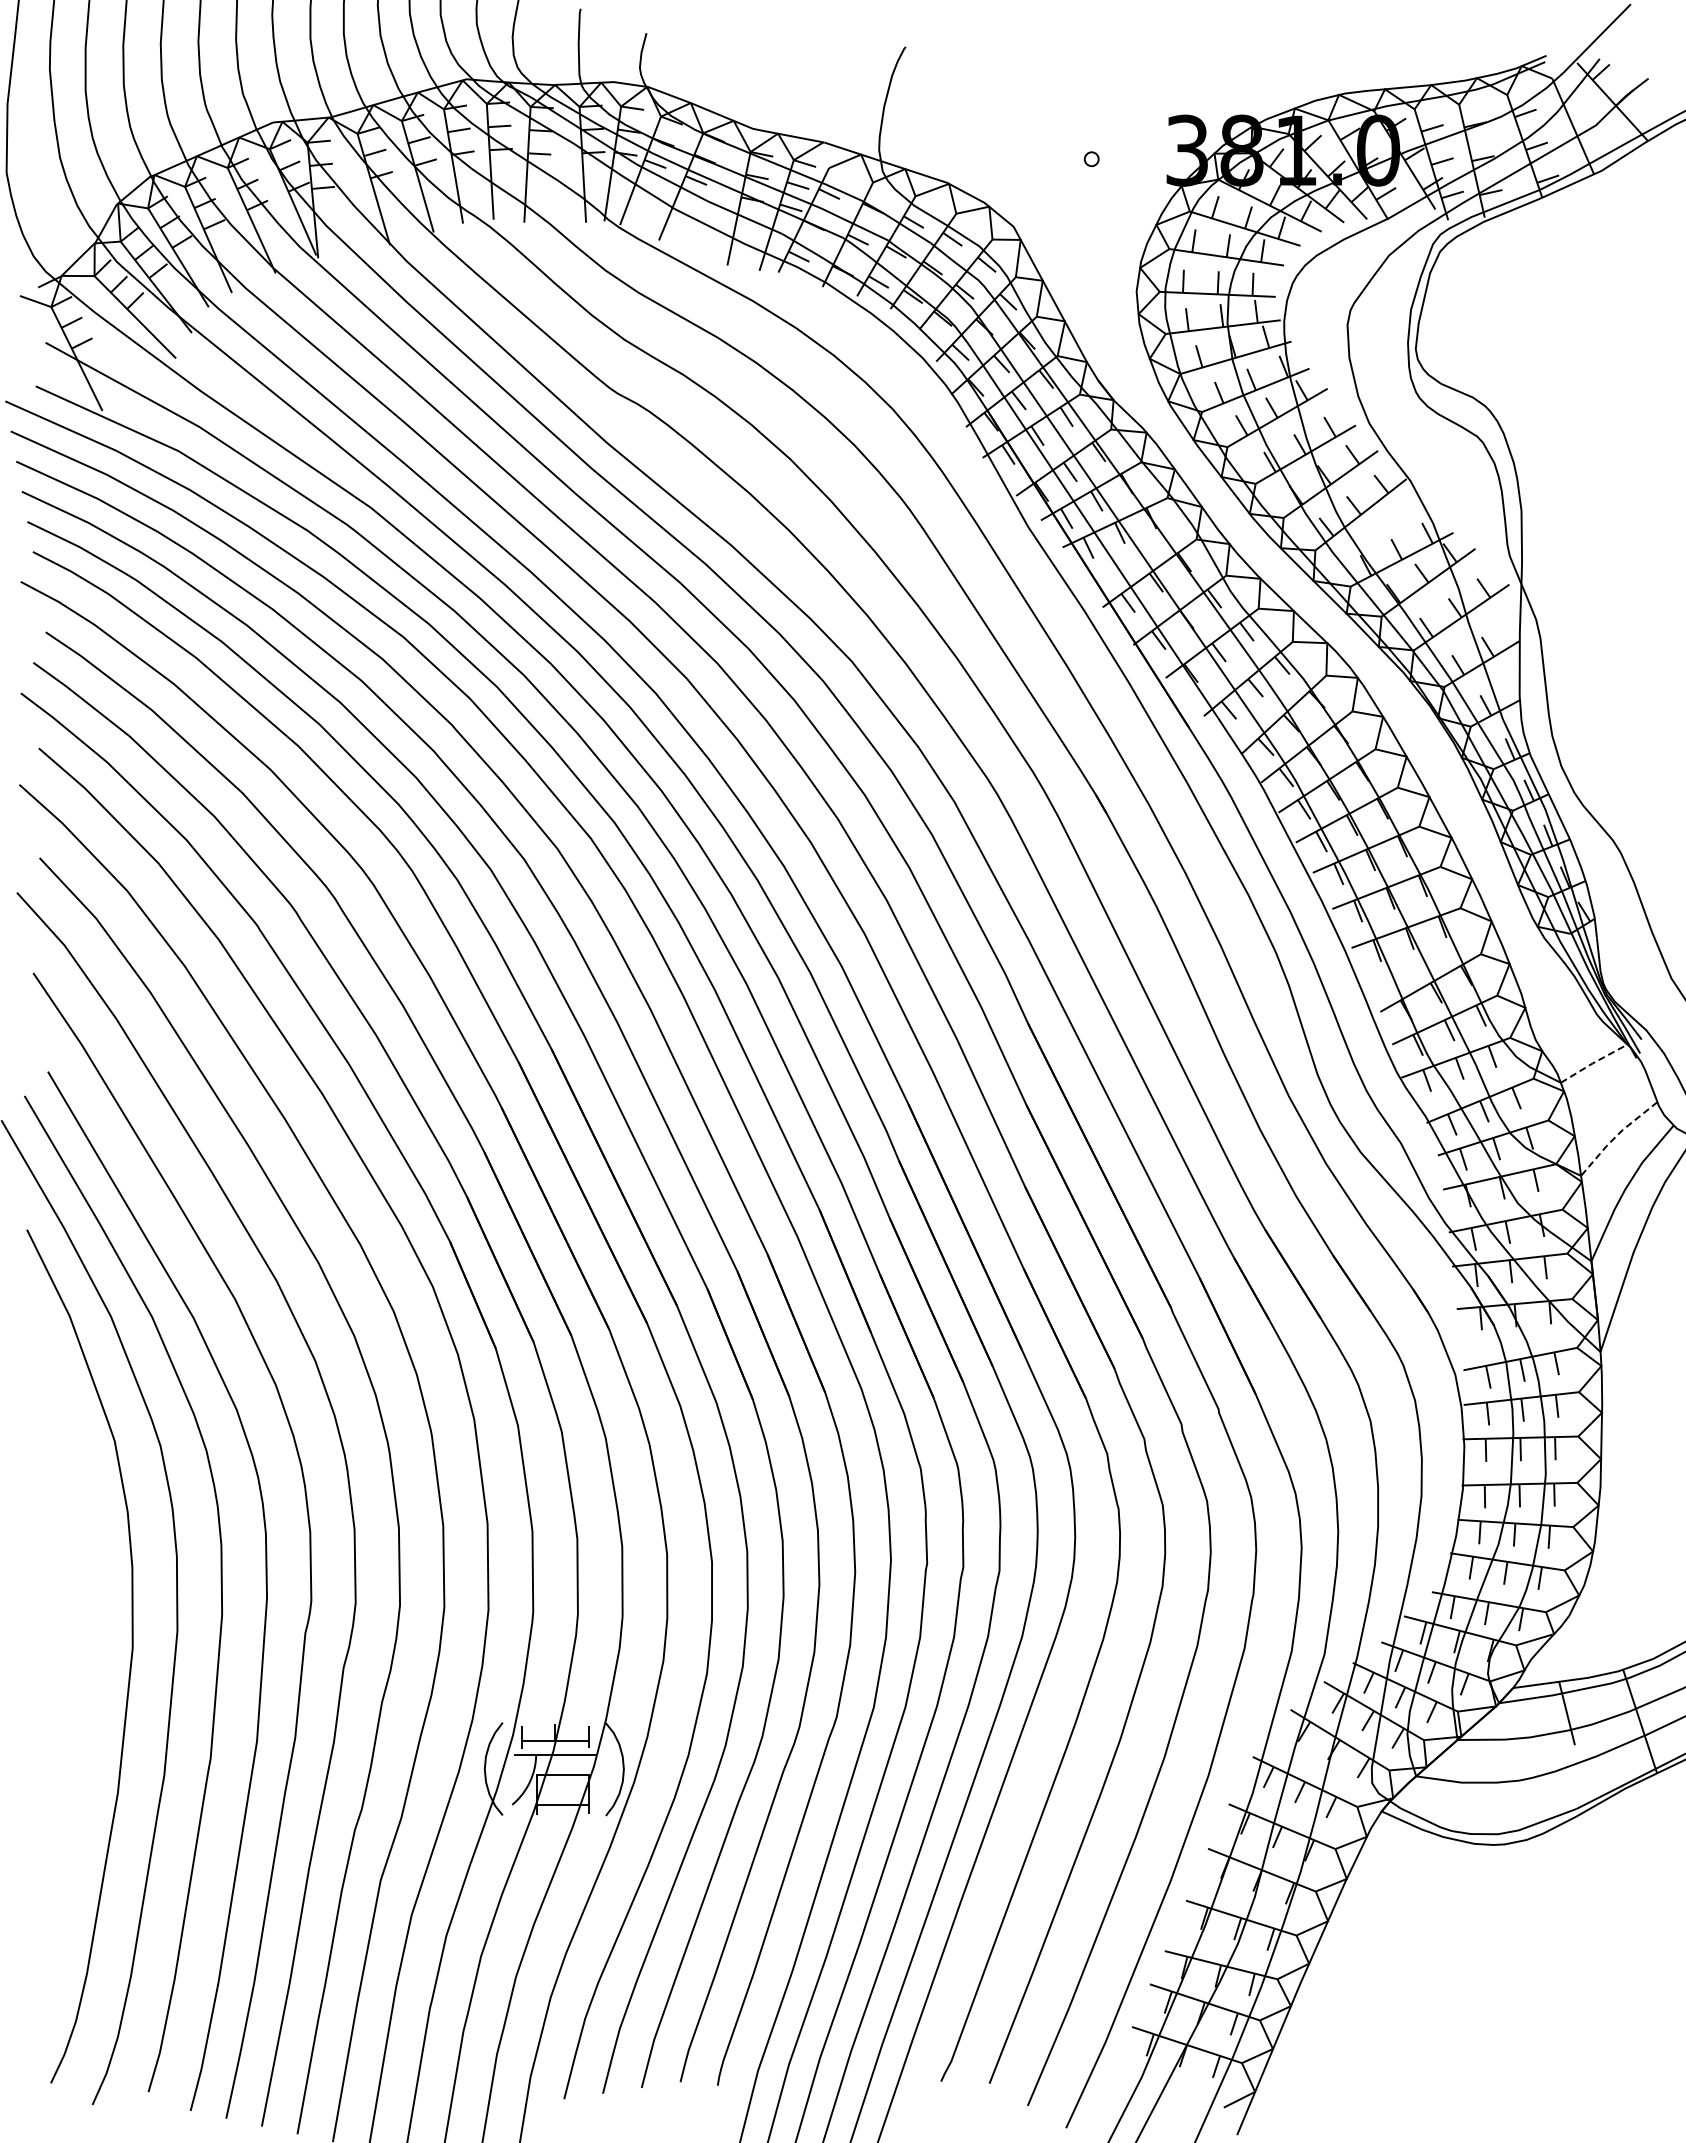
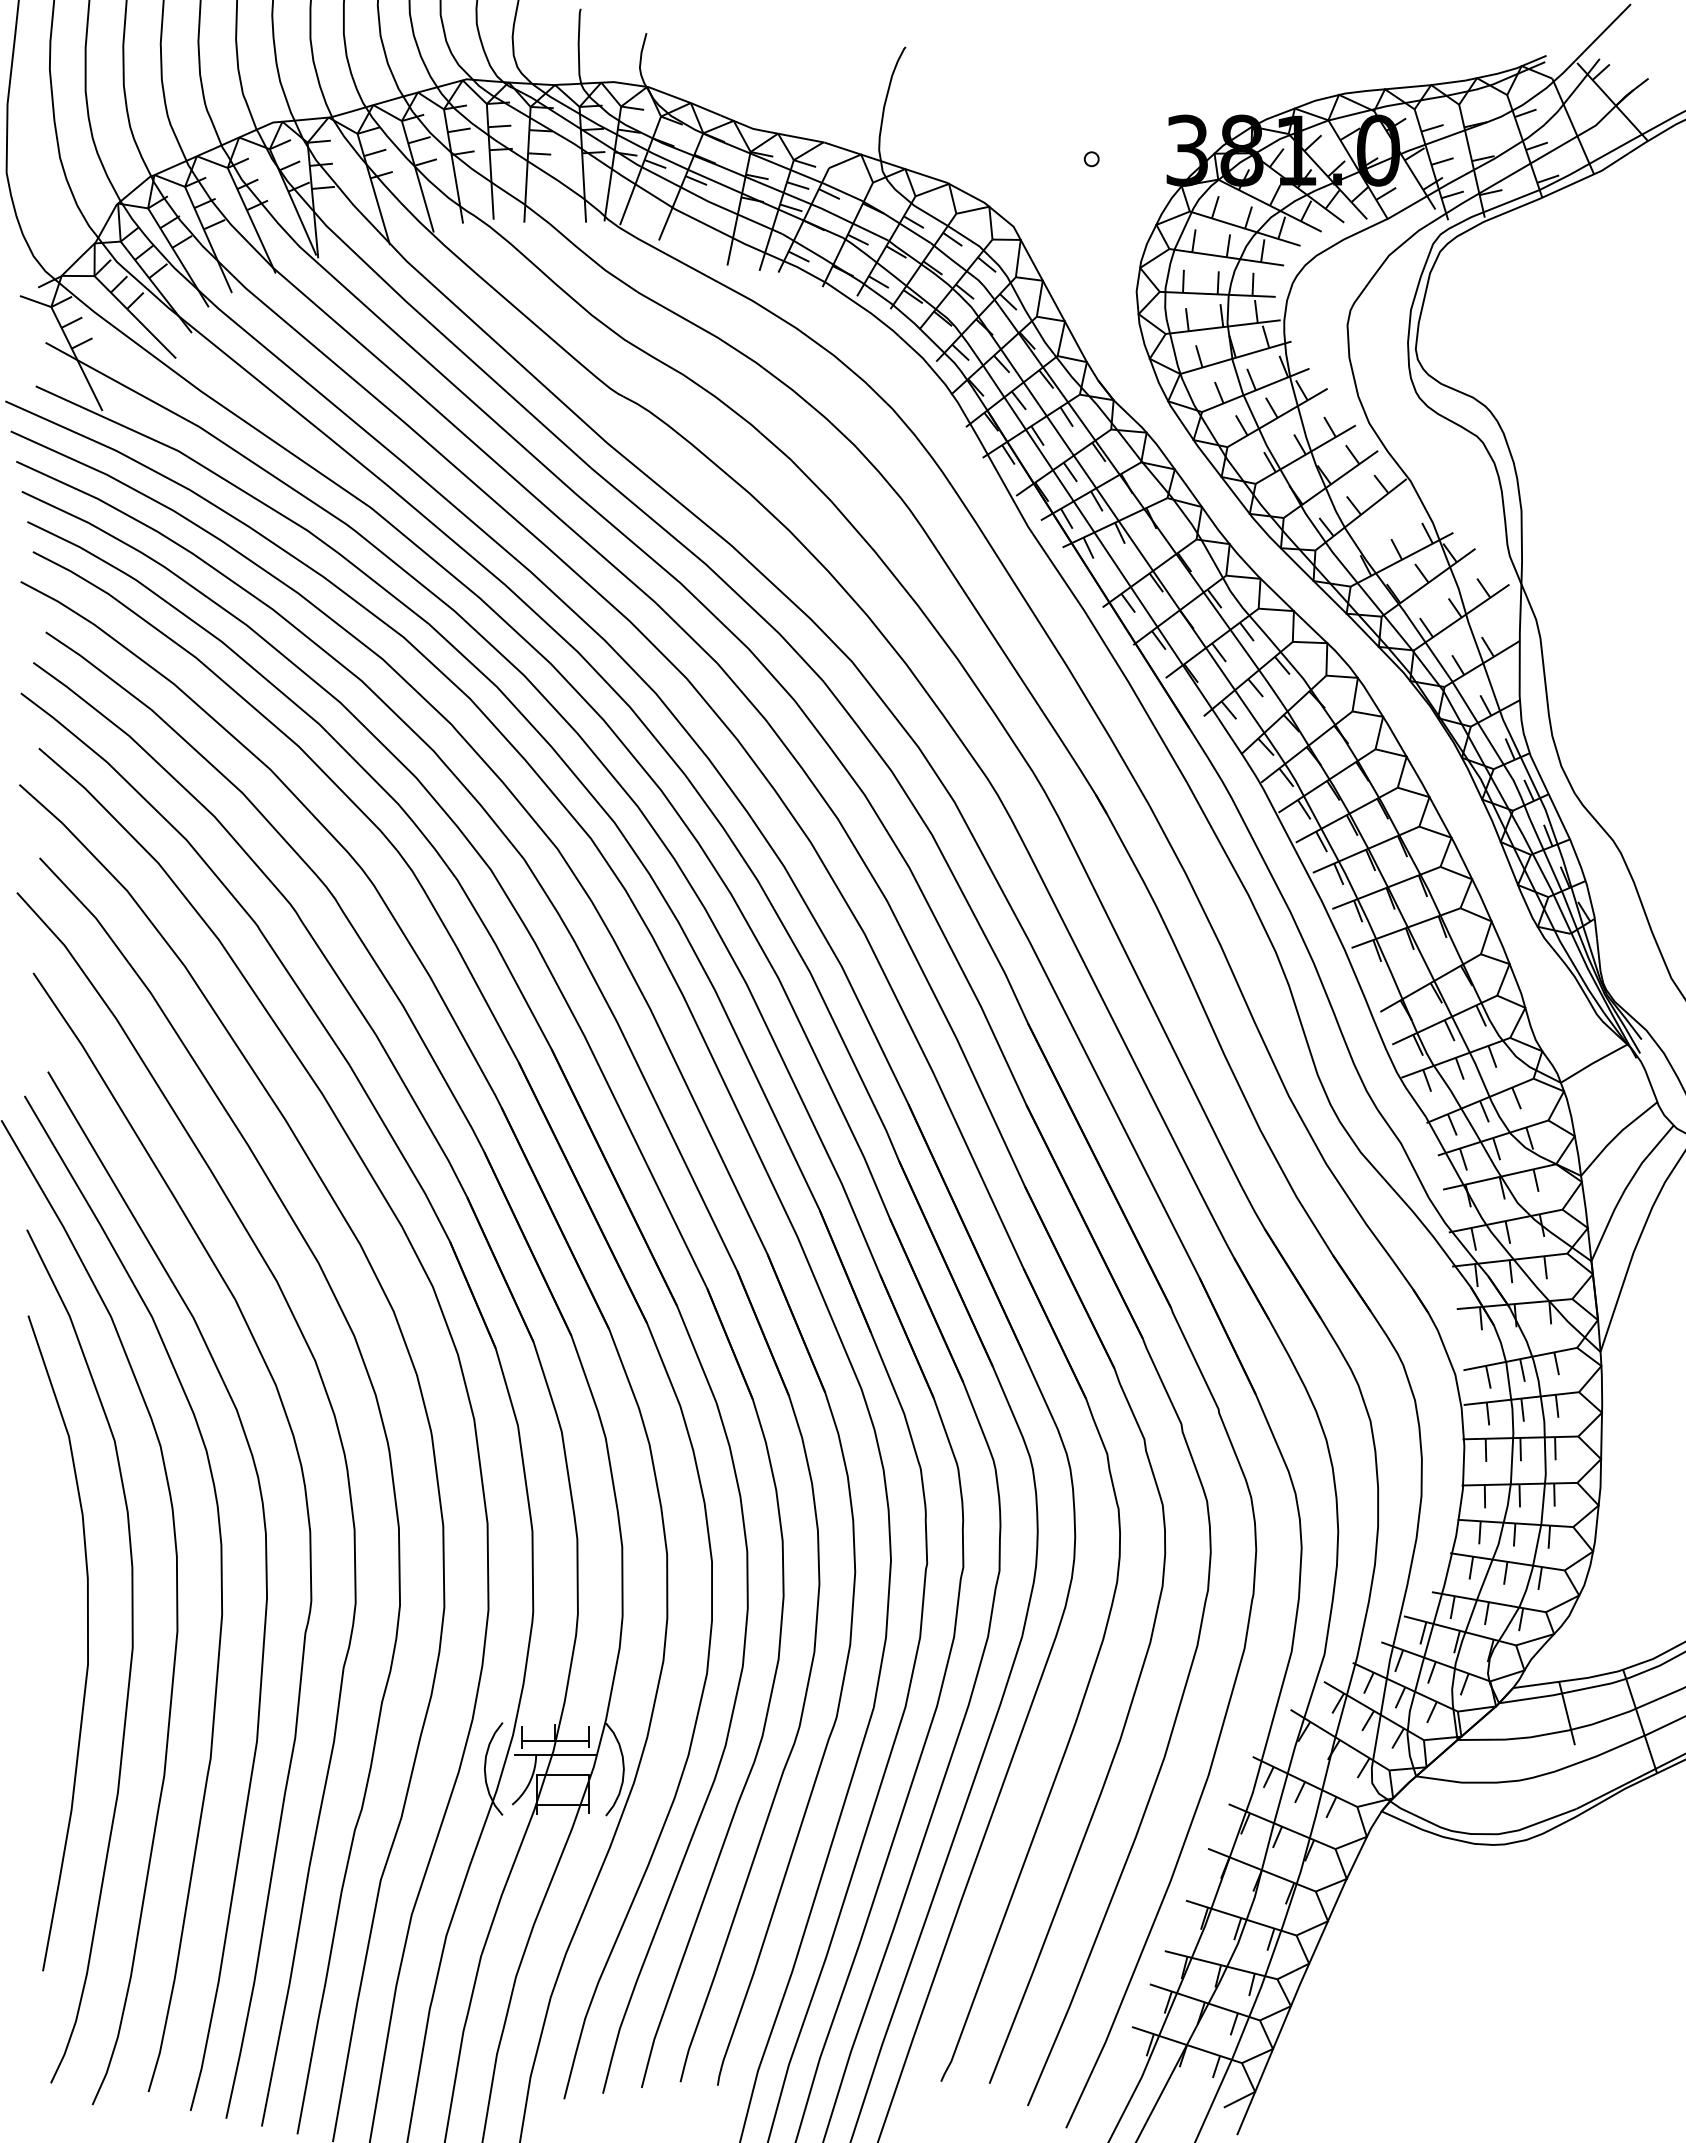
line: dashed -> solid (1593, 1063)
line: dashed -> solid (1616, 1136)
curve: none -> present (87, 1643)
